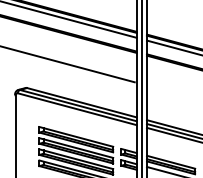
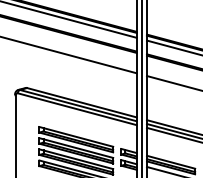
line position: (68, 64) -> (69, 55) (69, 55)
line: none -> present (172, 83)
